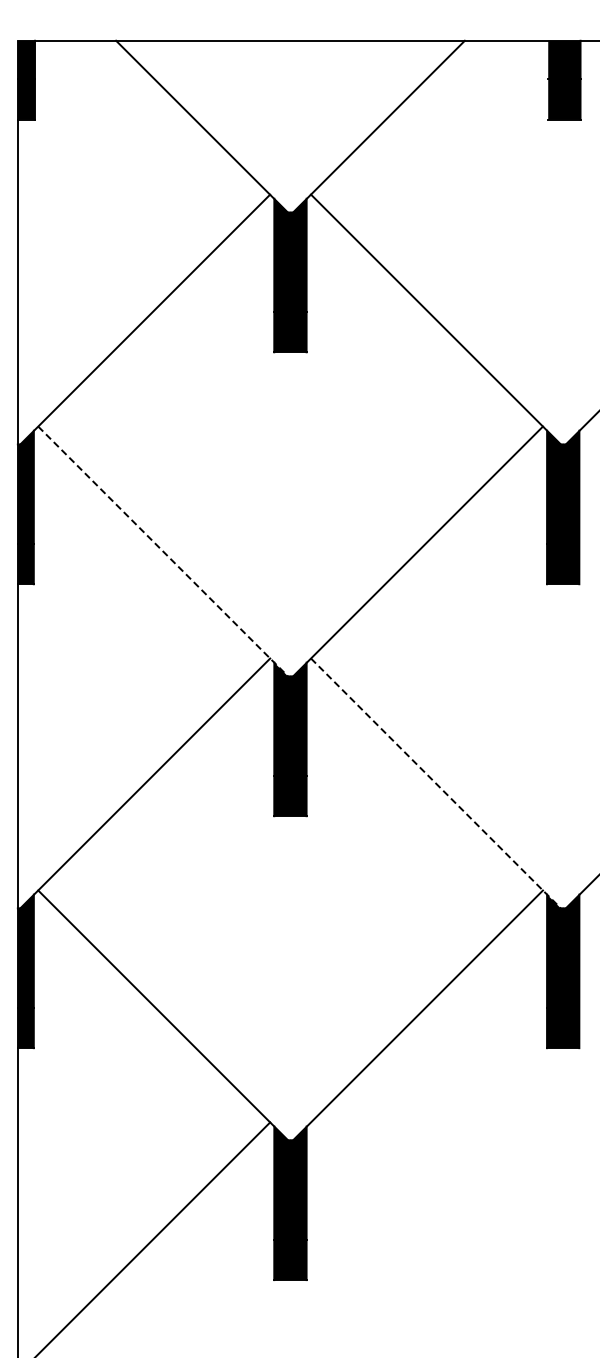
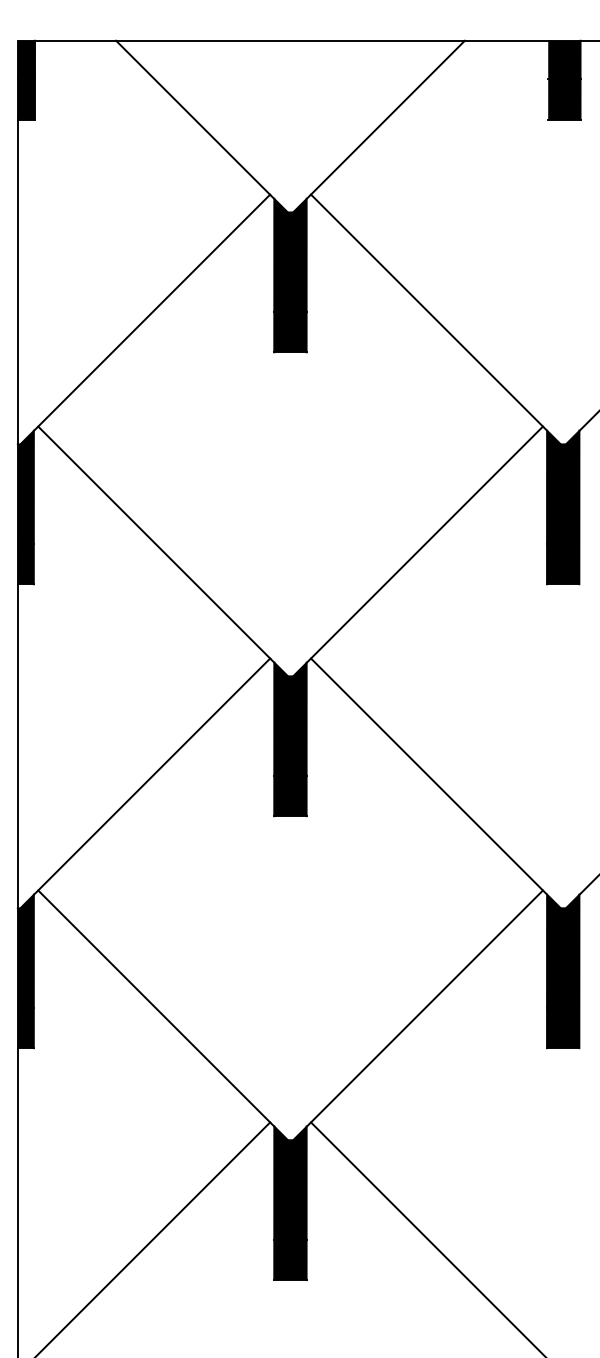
line: dashed -> solid (163, 551)
line: dashed -> solid (435, 783)
line: none -> present (427, 1238)
